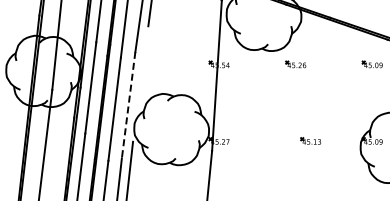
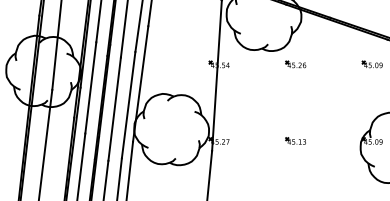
line: none -> present (140, 83)
line: dashed -> solid (128, 105)
part position: (310, 140) -> (295, 140) (295, 140)
